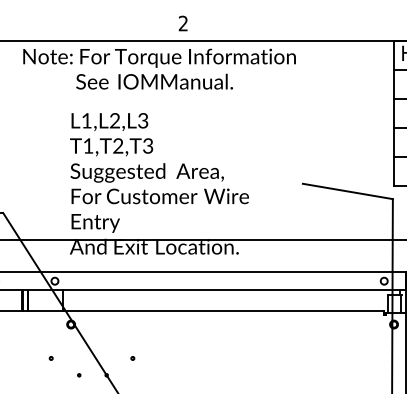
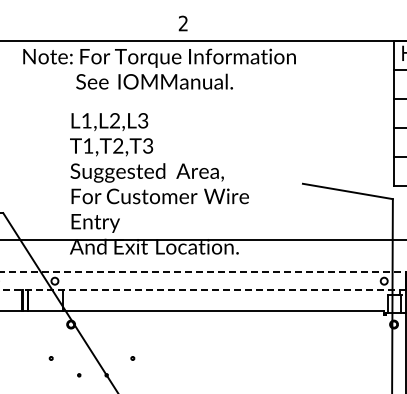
line: solid -> dashed (204, 272)
line: solid -> dashed (202, 290)
